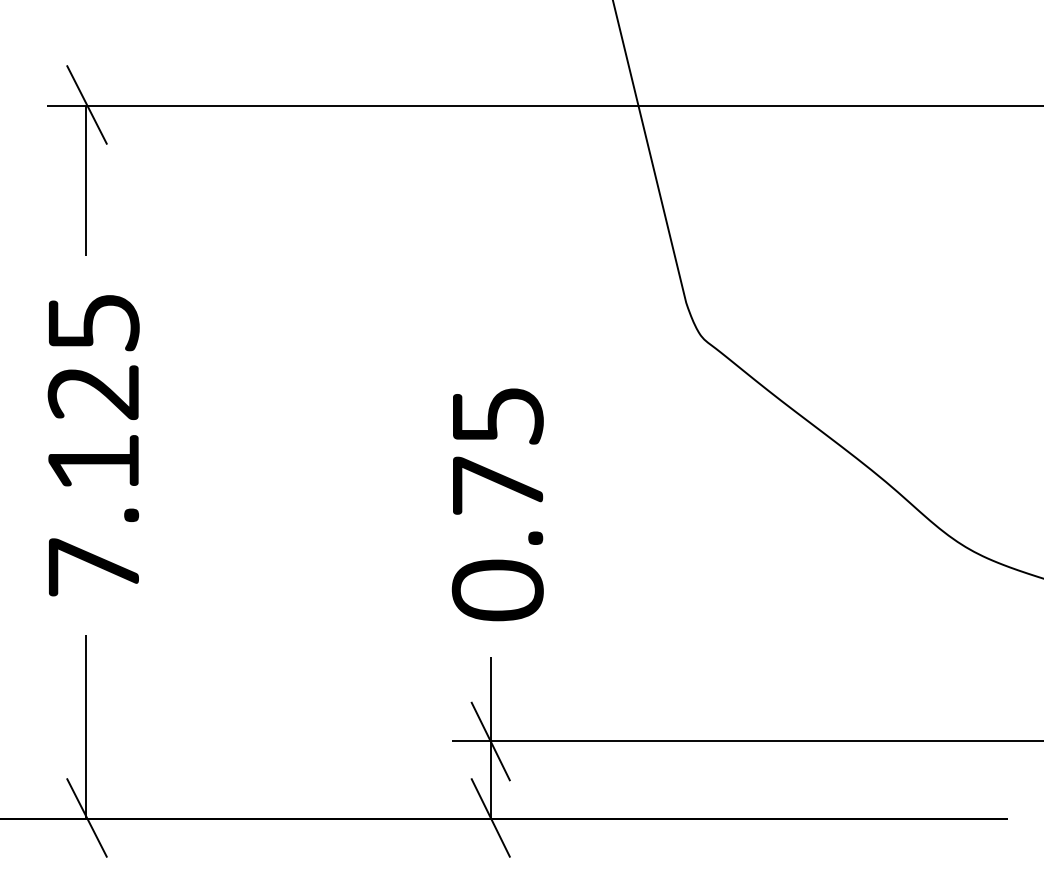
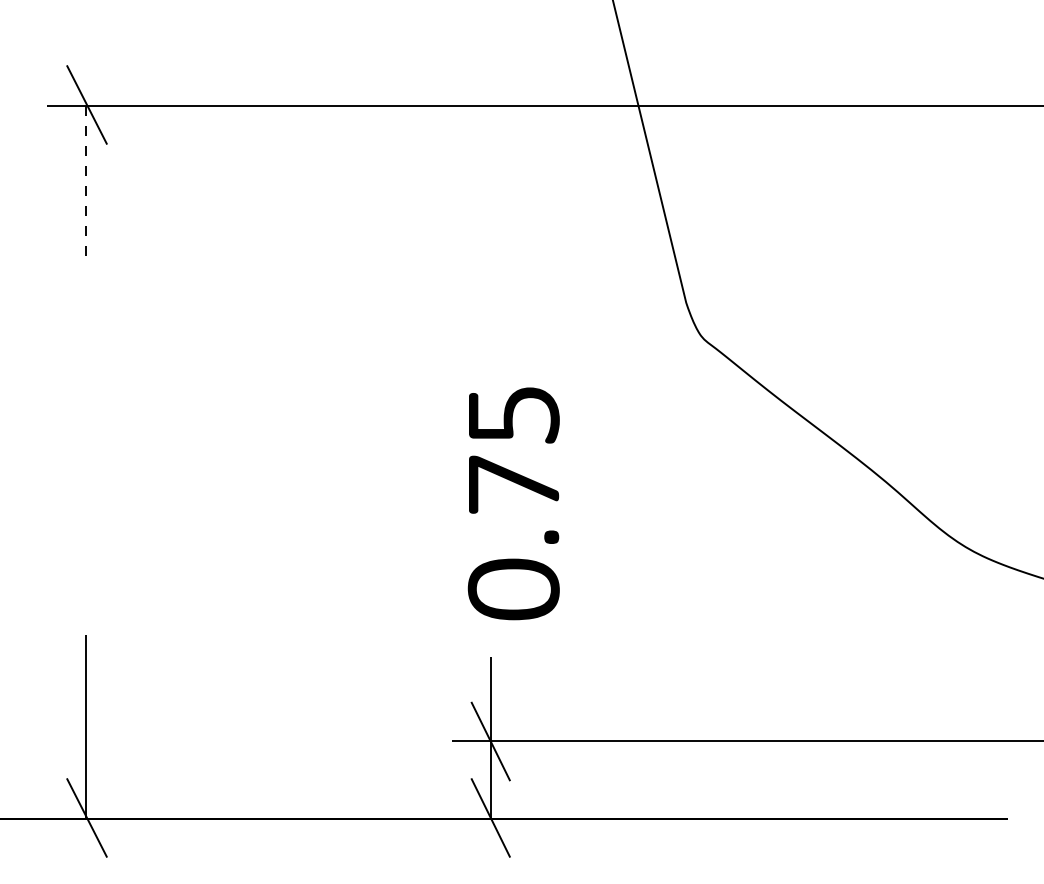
line: solid -> dashed (86, 181)
part: present -> none (93, 454)
part position: (506, 487) -> (522, 486) (522, 486)
